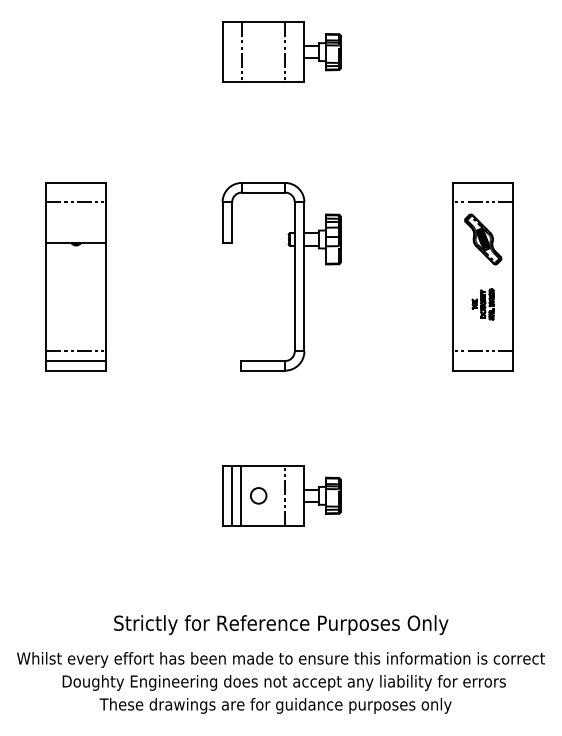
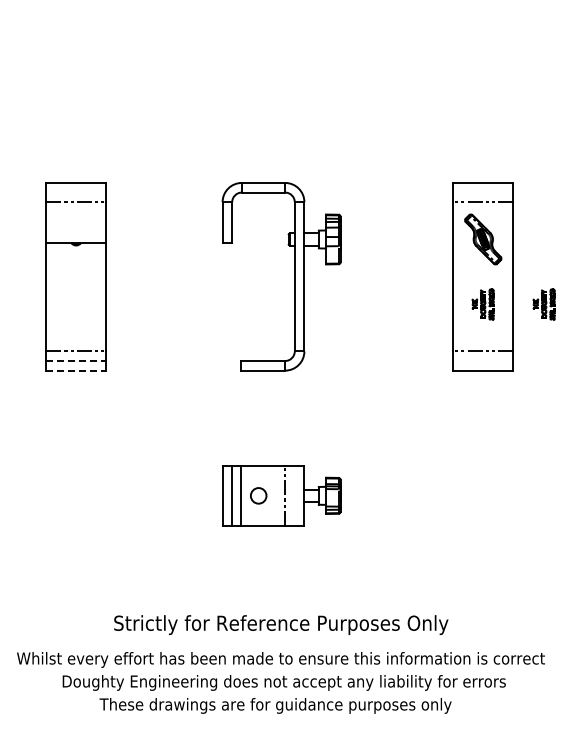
part: present -> none (281, 51)
part: none -> present (543, 304)
line: solid -> dashed (76, 361)
line: solid -> dashed (76, 370)
